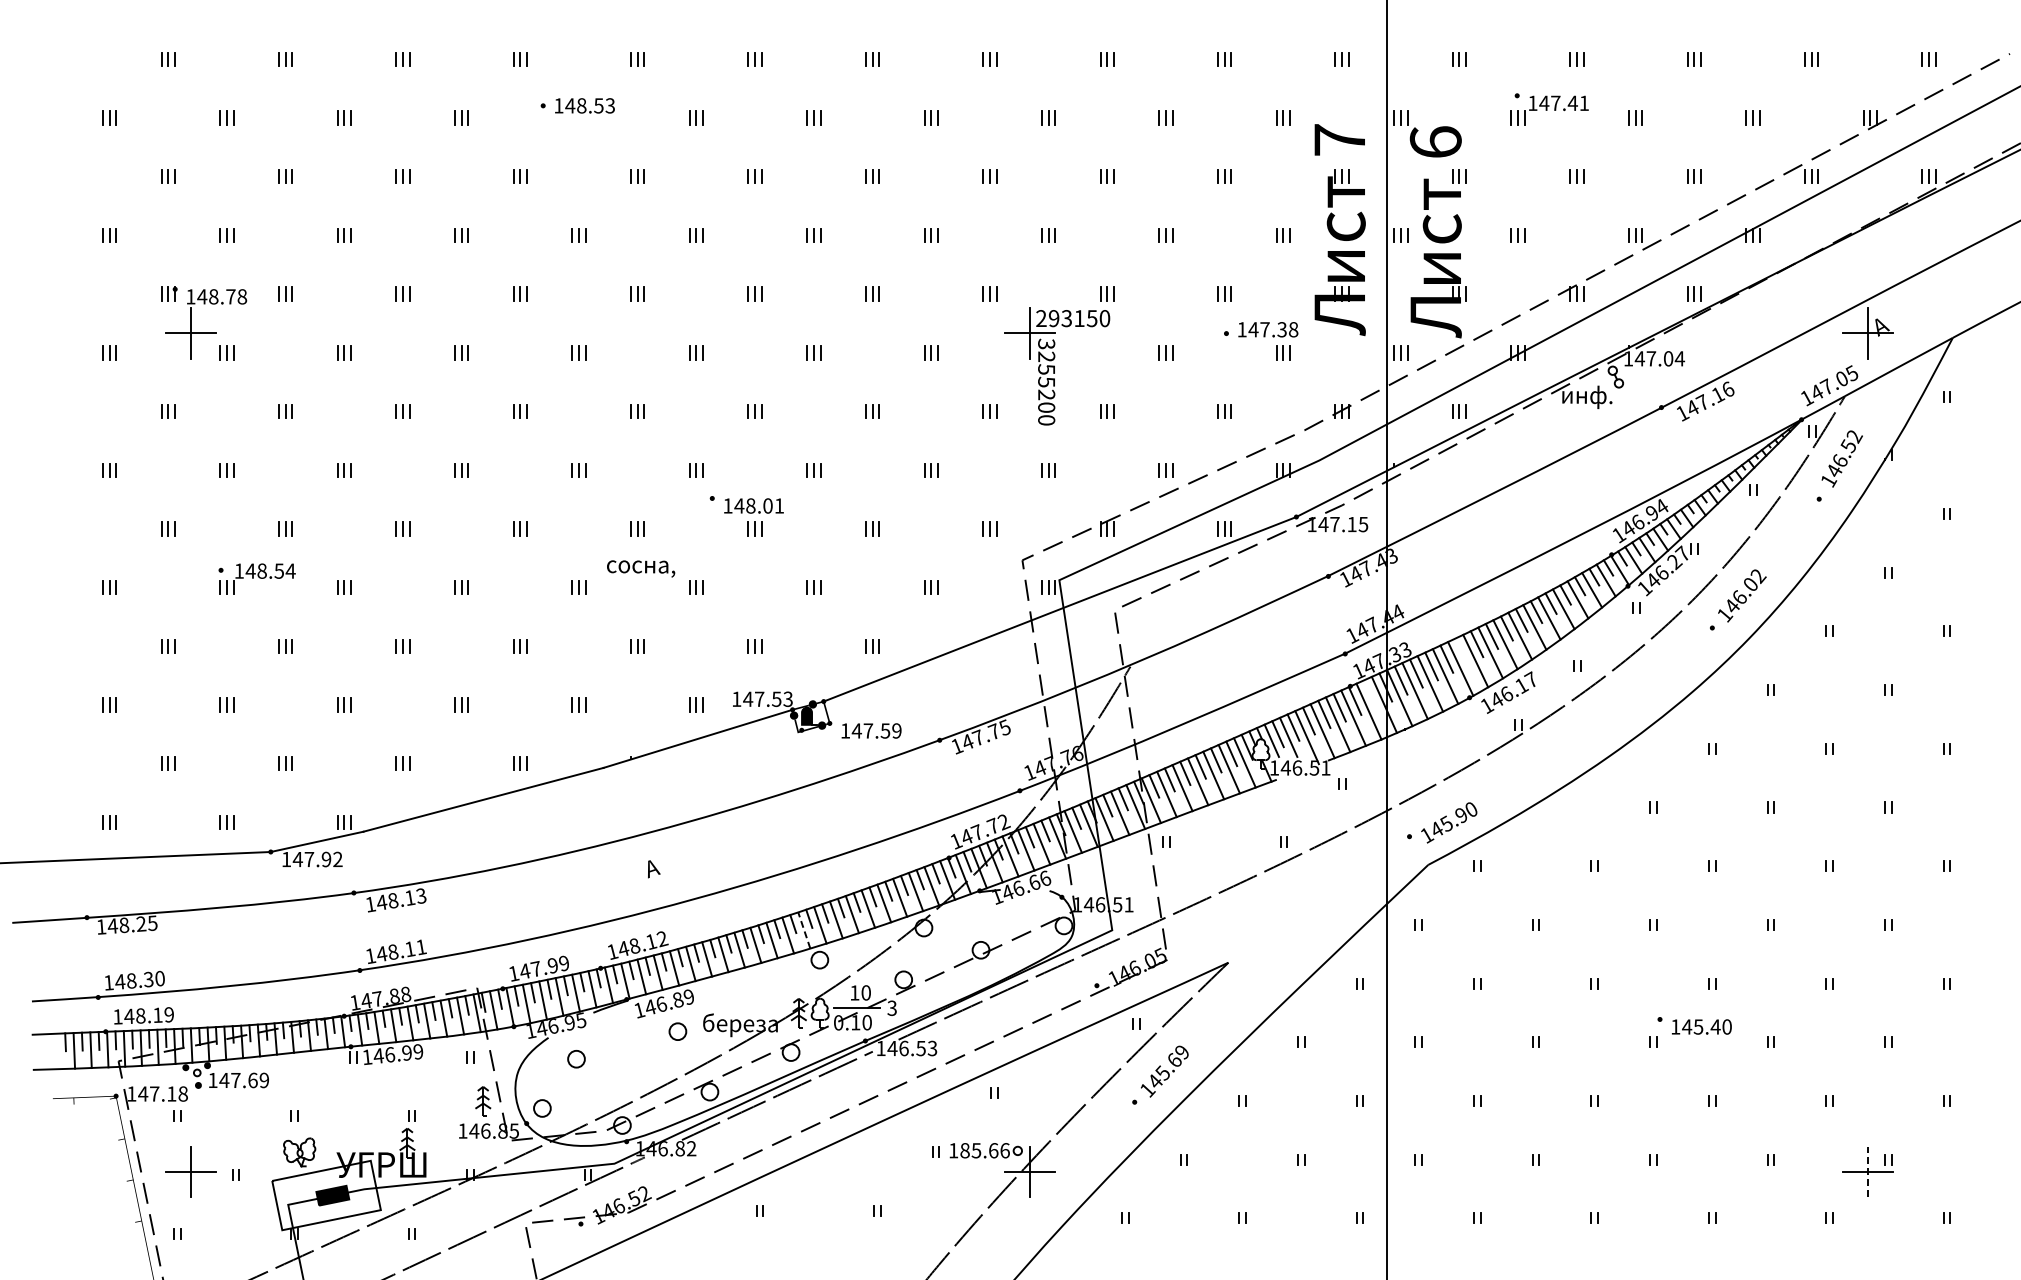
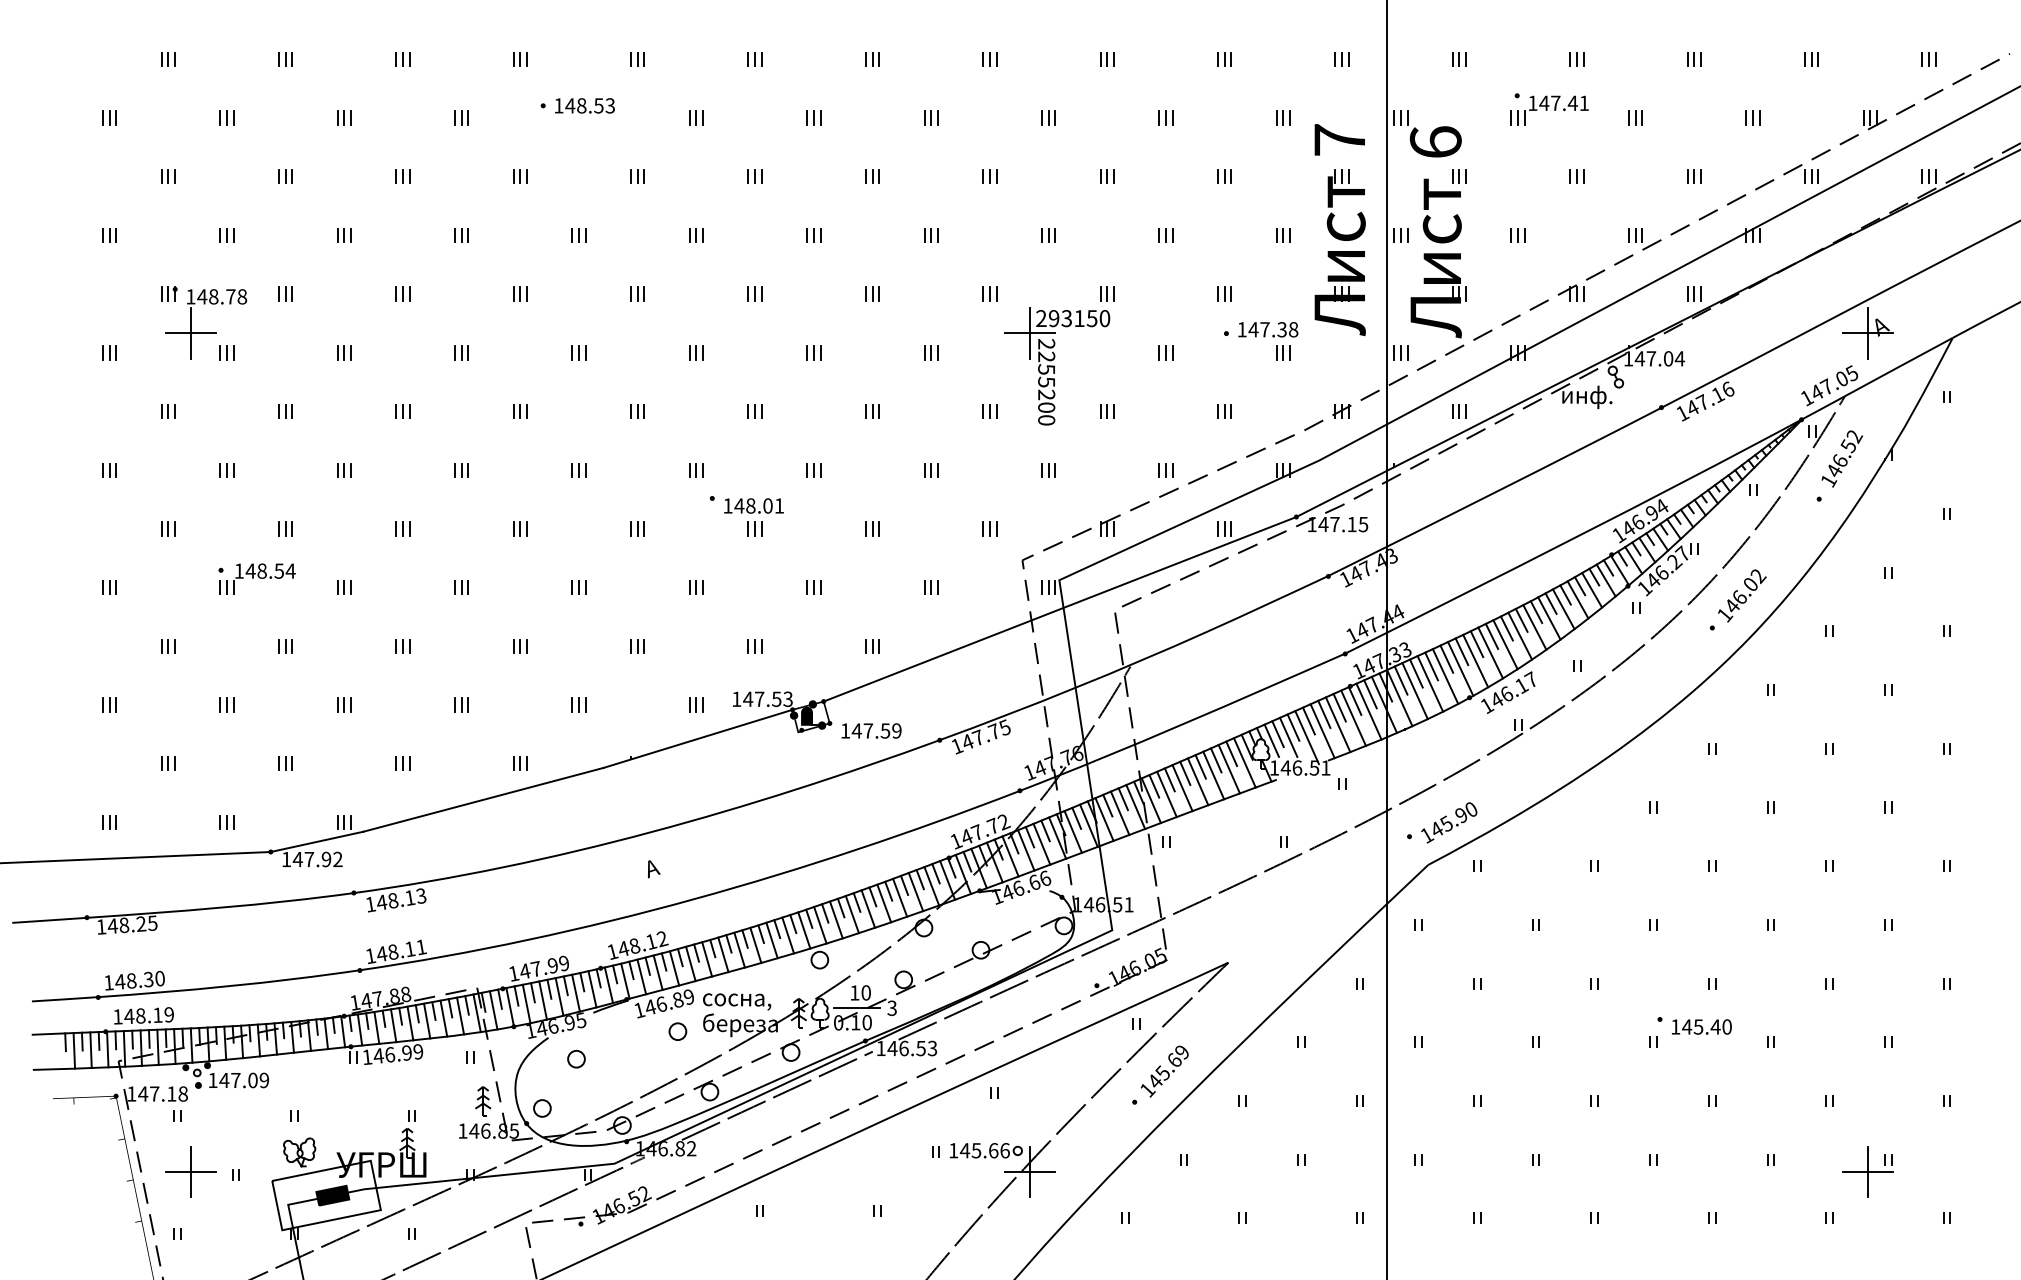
text: 3255200 -> 2255200 (1046, 343)
text position: (641, 568) -> (737, 1001) (737, 1001)
line: none -> present (1461, 651)
line: none -> present (1370, 694)
line: dashed -> solid (804, 930)
text: 147.69 -> 147.09 (252, 1080)
text: 185.66 -> 145.66 (964, 1150)
line: dashed -> solid (1868, 1171)
